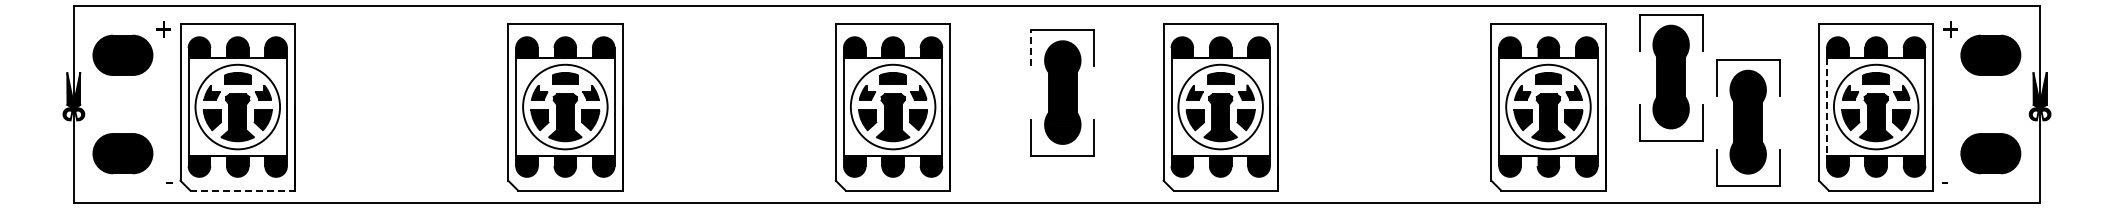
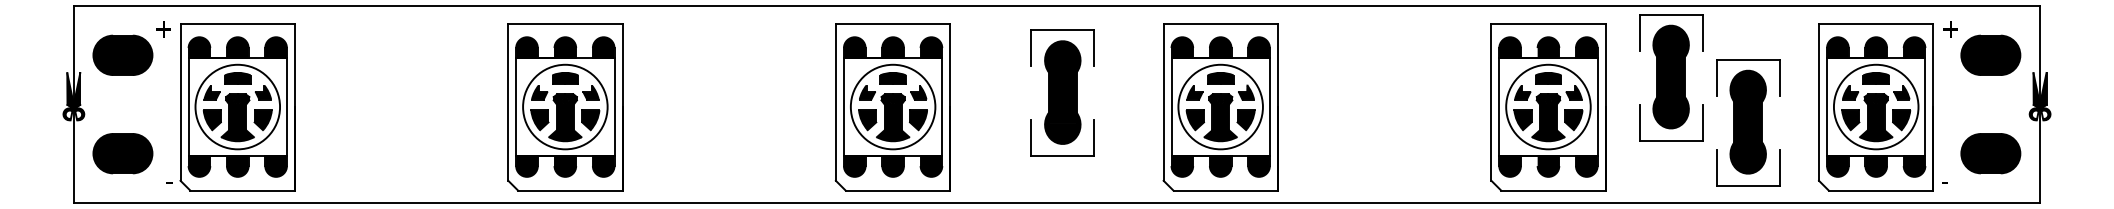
line: dashed -> solid (1031, 48)
line: dashed -> solid (1827, 107)
line: dashed -> solid (243, 190)
